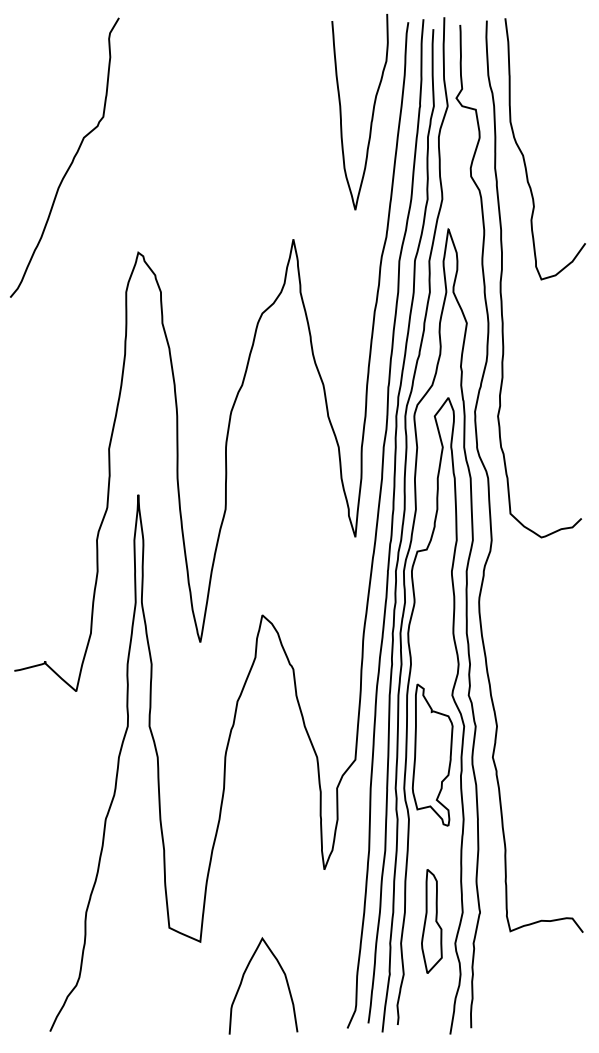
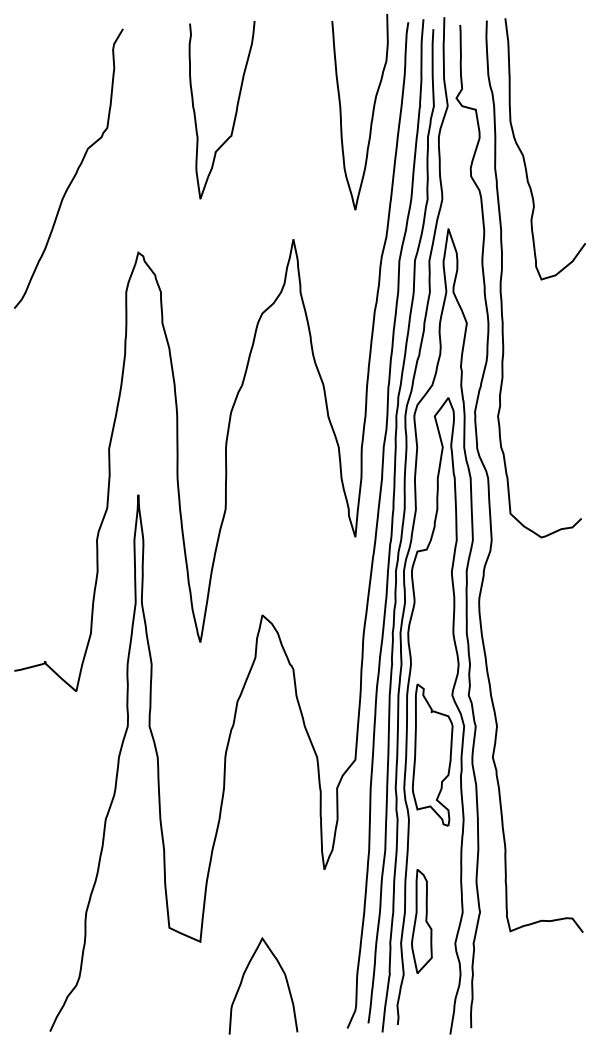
curve: none -> present (234, 115)
curve position: (72, 158) -> (76, 169) (76, 169)
part position: (431, 921) -> (421, 921) (421, 921)
